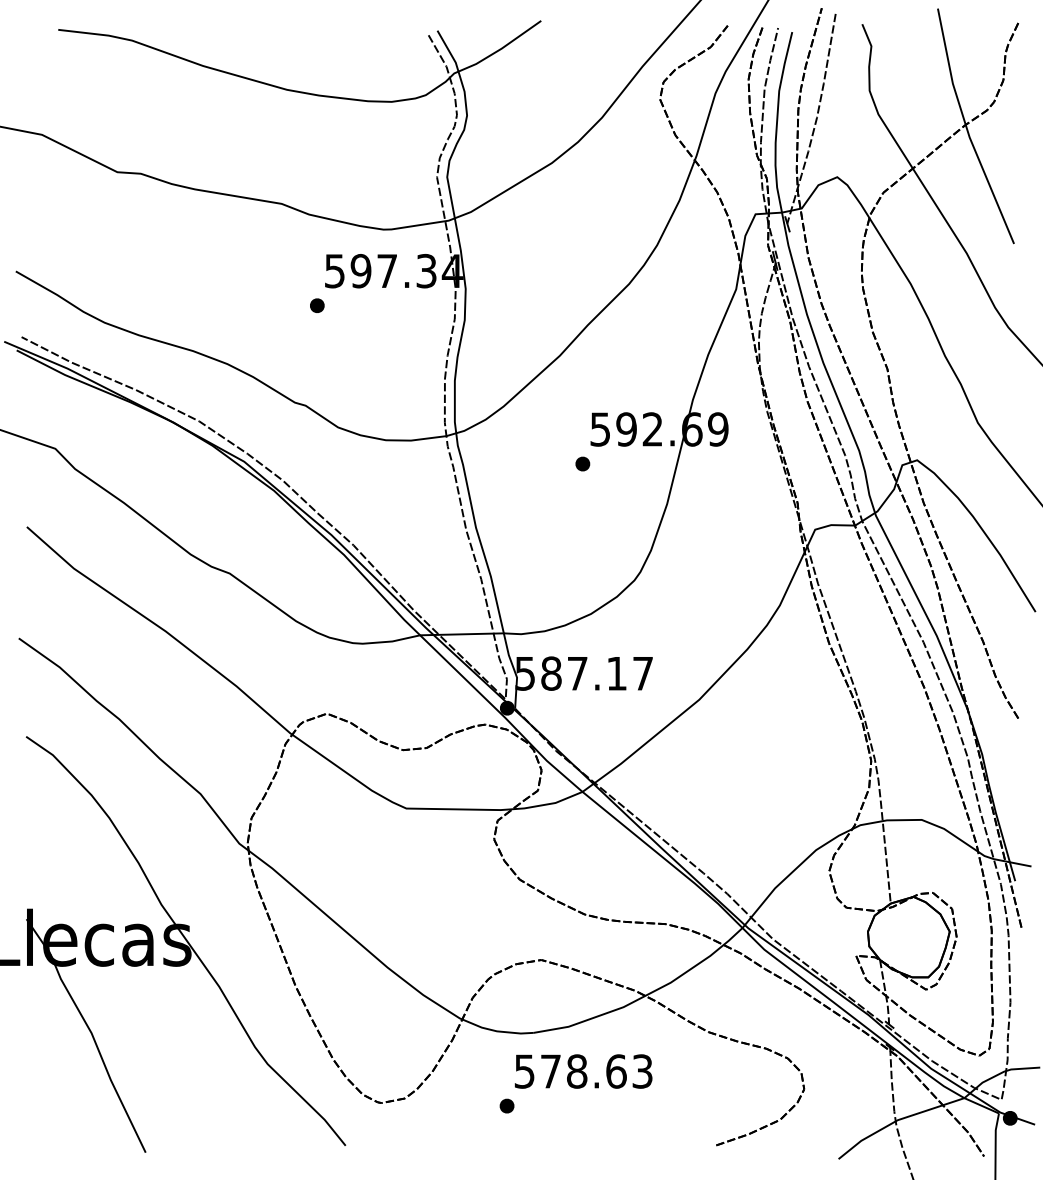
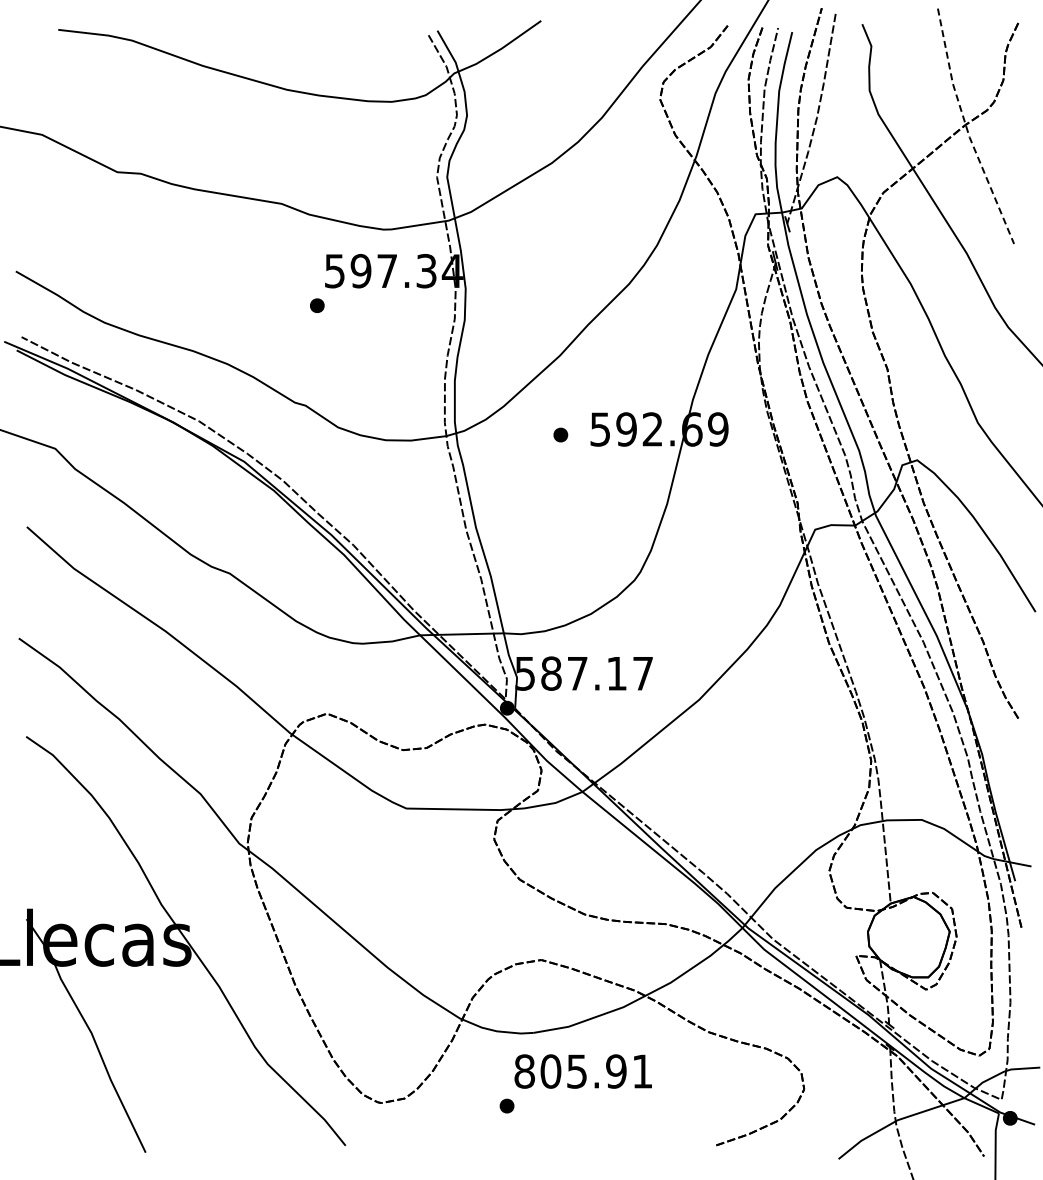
line: solid -> dashed (967, 129)
part position: (582, 463) -> (560, 434) (560, 434)
text: 578.63 -> 805.91 (583, 1071)
